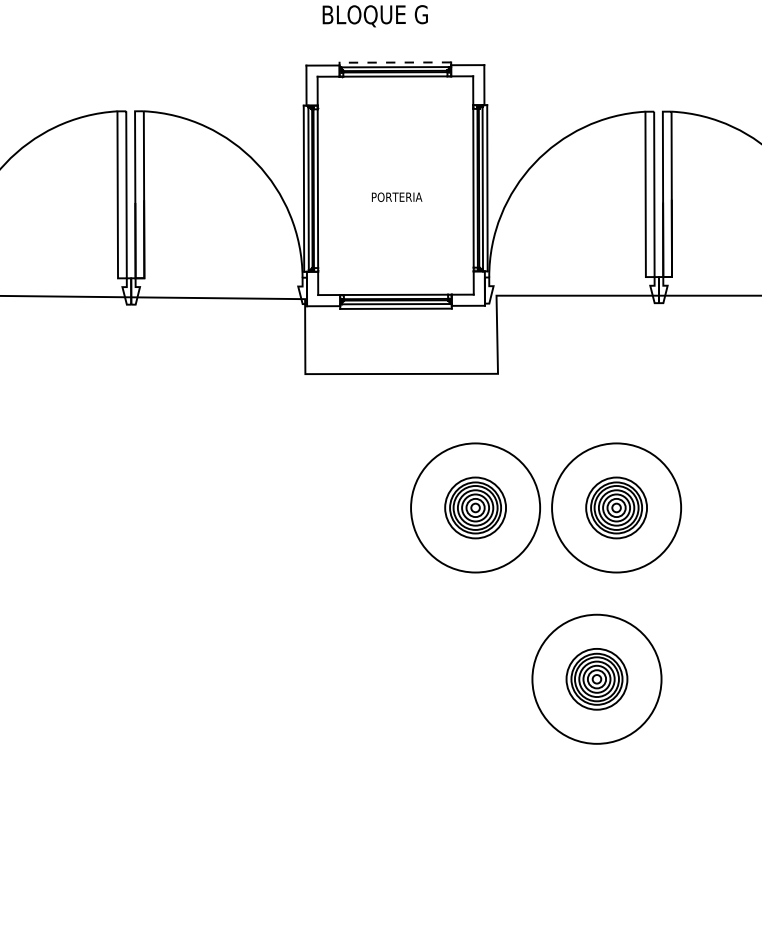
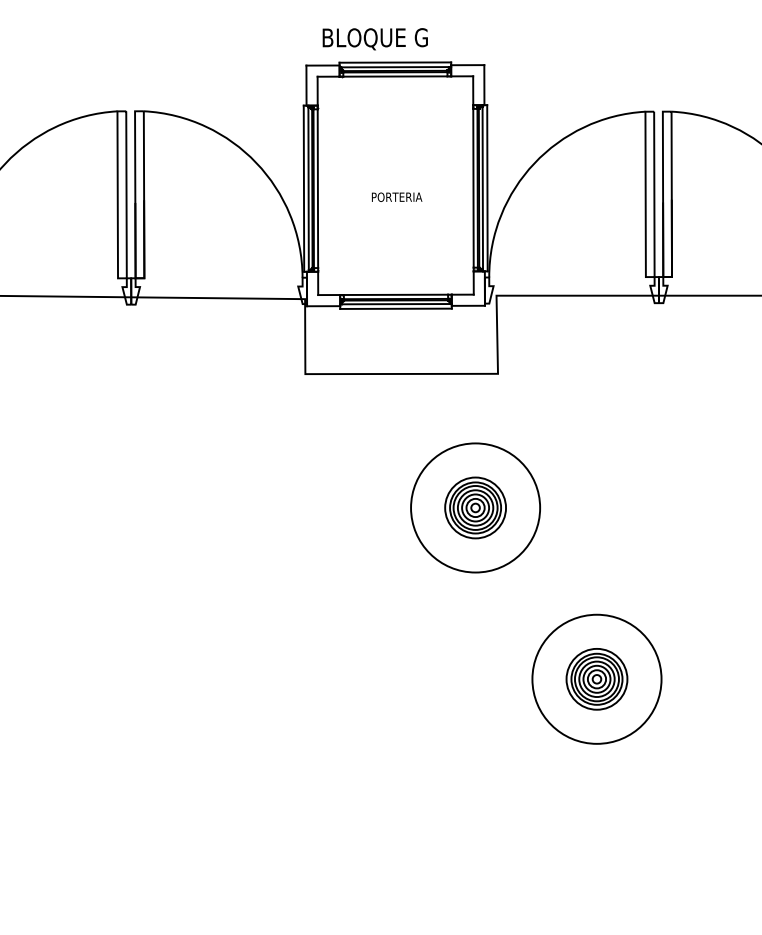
text position: (374, 16) -> (374, 39) (374, 39)
line: dashed -> solid (395, 62)
part: present -> none (616, 507)
